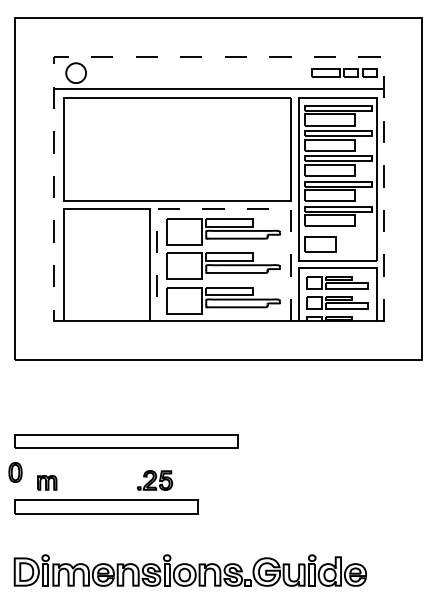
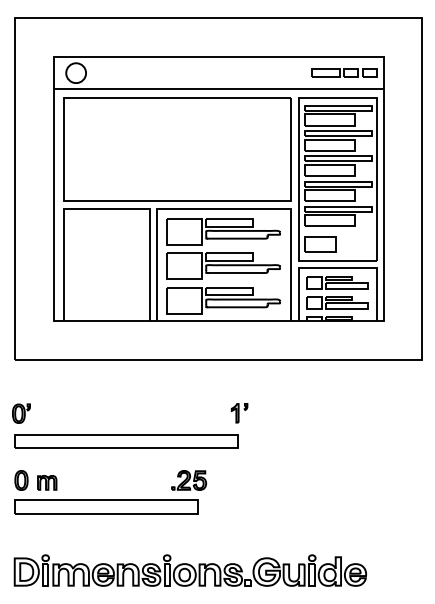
line: dashed -> solid (218, 57)
line: dashed -> solid (223, 208)
part: none -> present (21, 413)
part: none -> present (239, 413)
part position: (15, 472) -> (21, 480) (21, 480)
part position: (155, 480) -> (189, 480) (189, 480)
